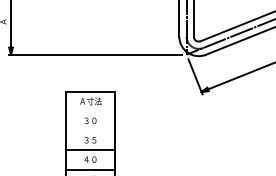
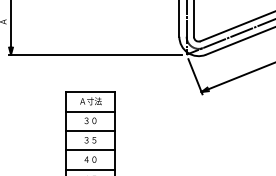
line: none -> present (90, 111)
line: none -> present (90, 130)
